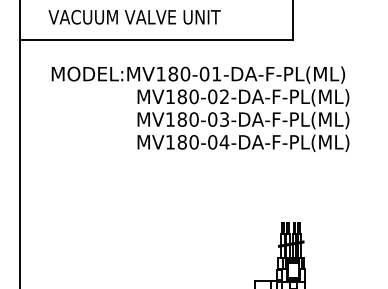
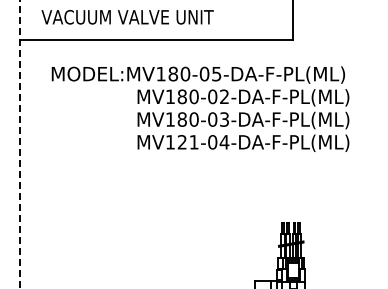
text position: (134, 17) -> (127, 17) (127, 17)
text: MODEL:MV180-01-DA-F-PL(ML) -> MODEL:MV180-05-DA-F-PL(ML) (216, 74)
text: MV180-04-DA-F-PL(ML) -> MV121-04-DA-F-PL(ML) (187, 142)
line: solid -> dashed (20, 144)
